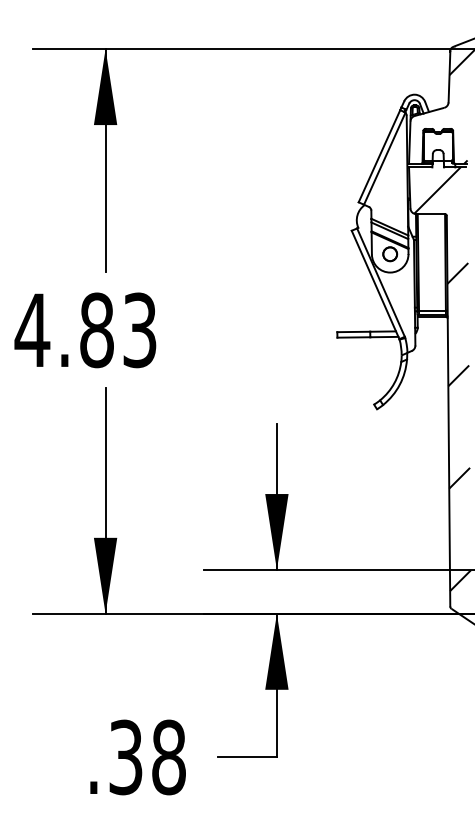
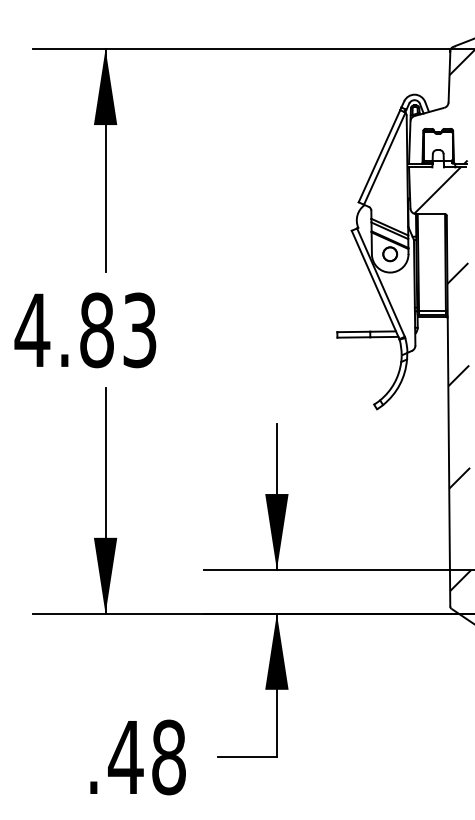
text: .38 -> .48 (125, 757)
